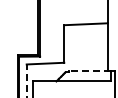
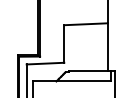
line: dashed -> solid (90, 70)
line: dashed -> solid (26, 80)
